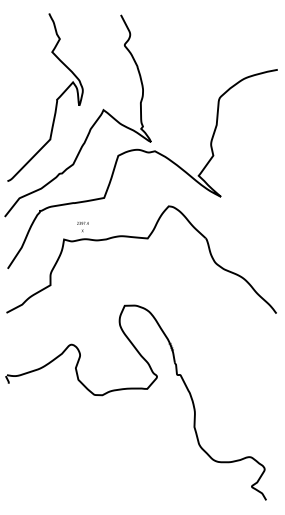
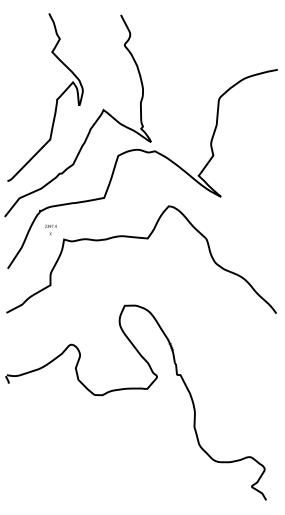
text position: (82, 226) -> (50, 229) (50, 229)
